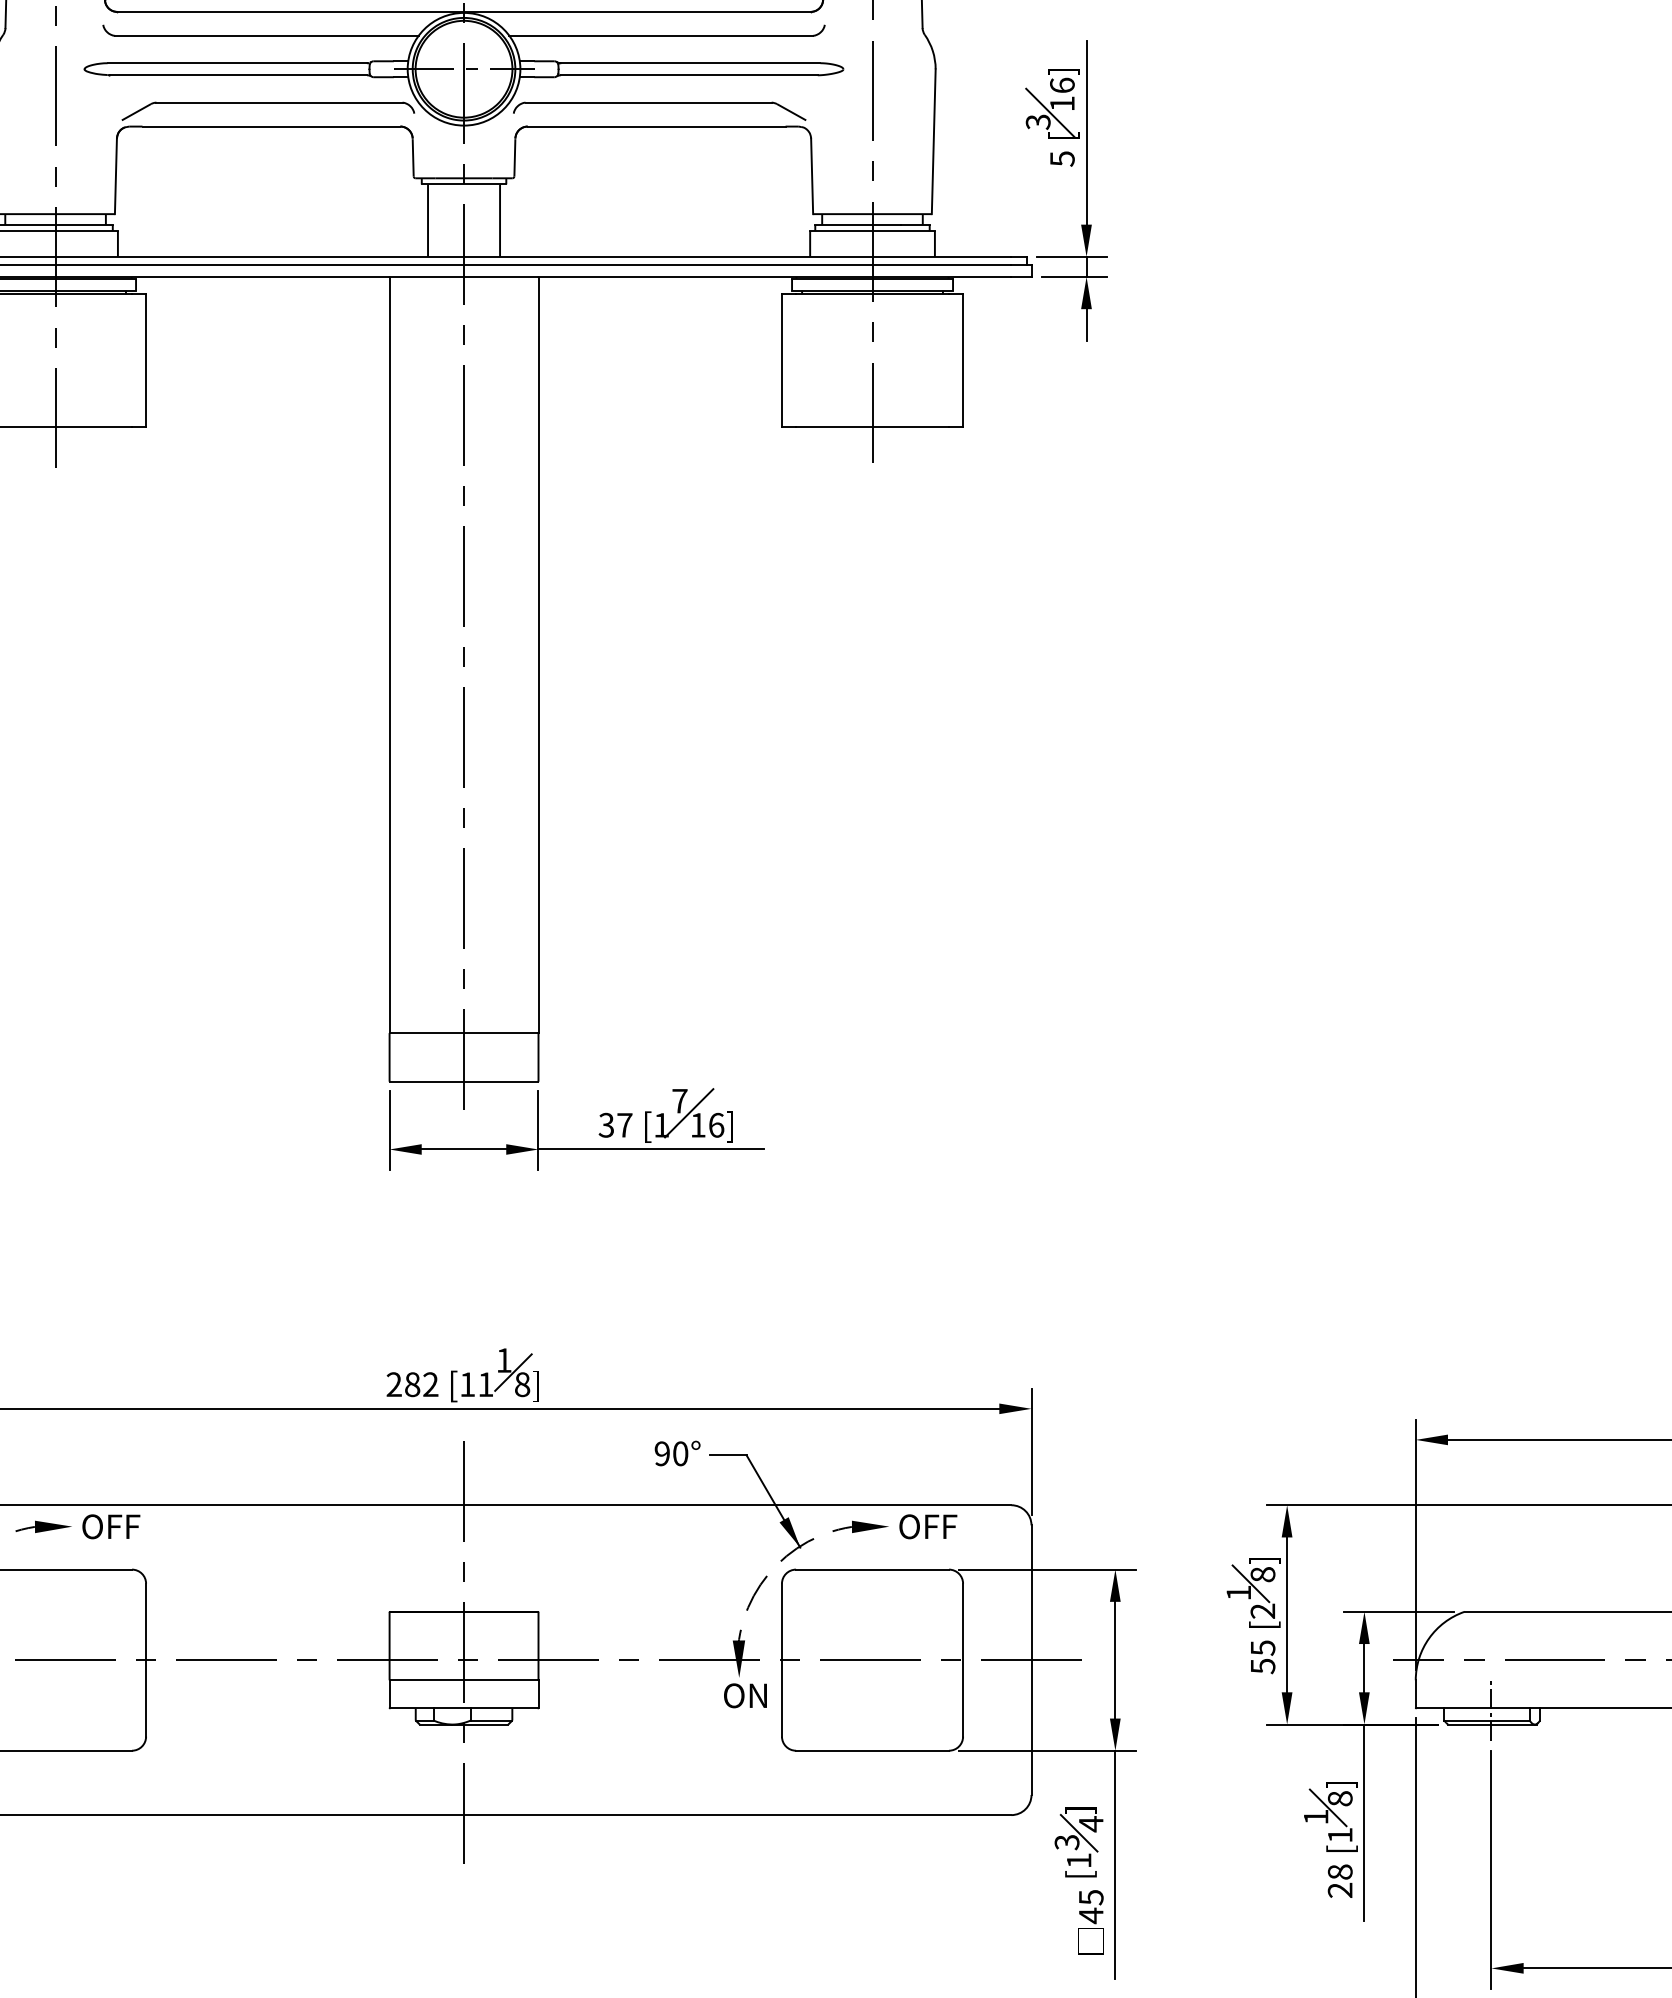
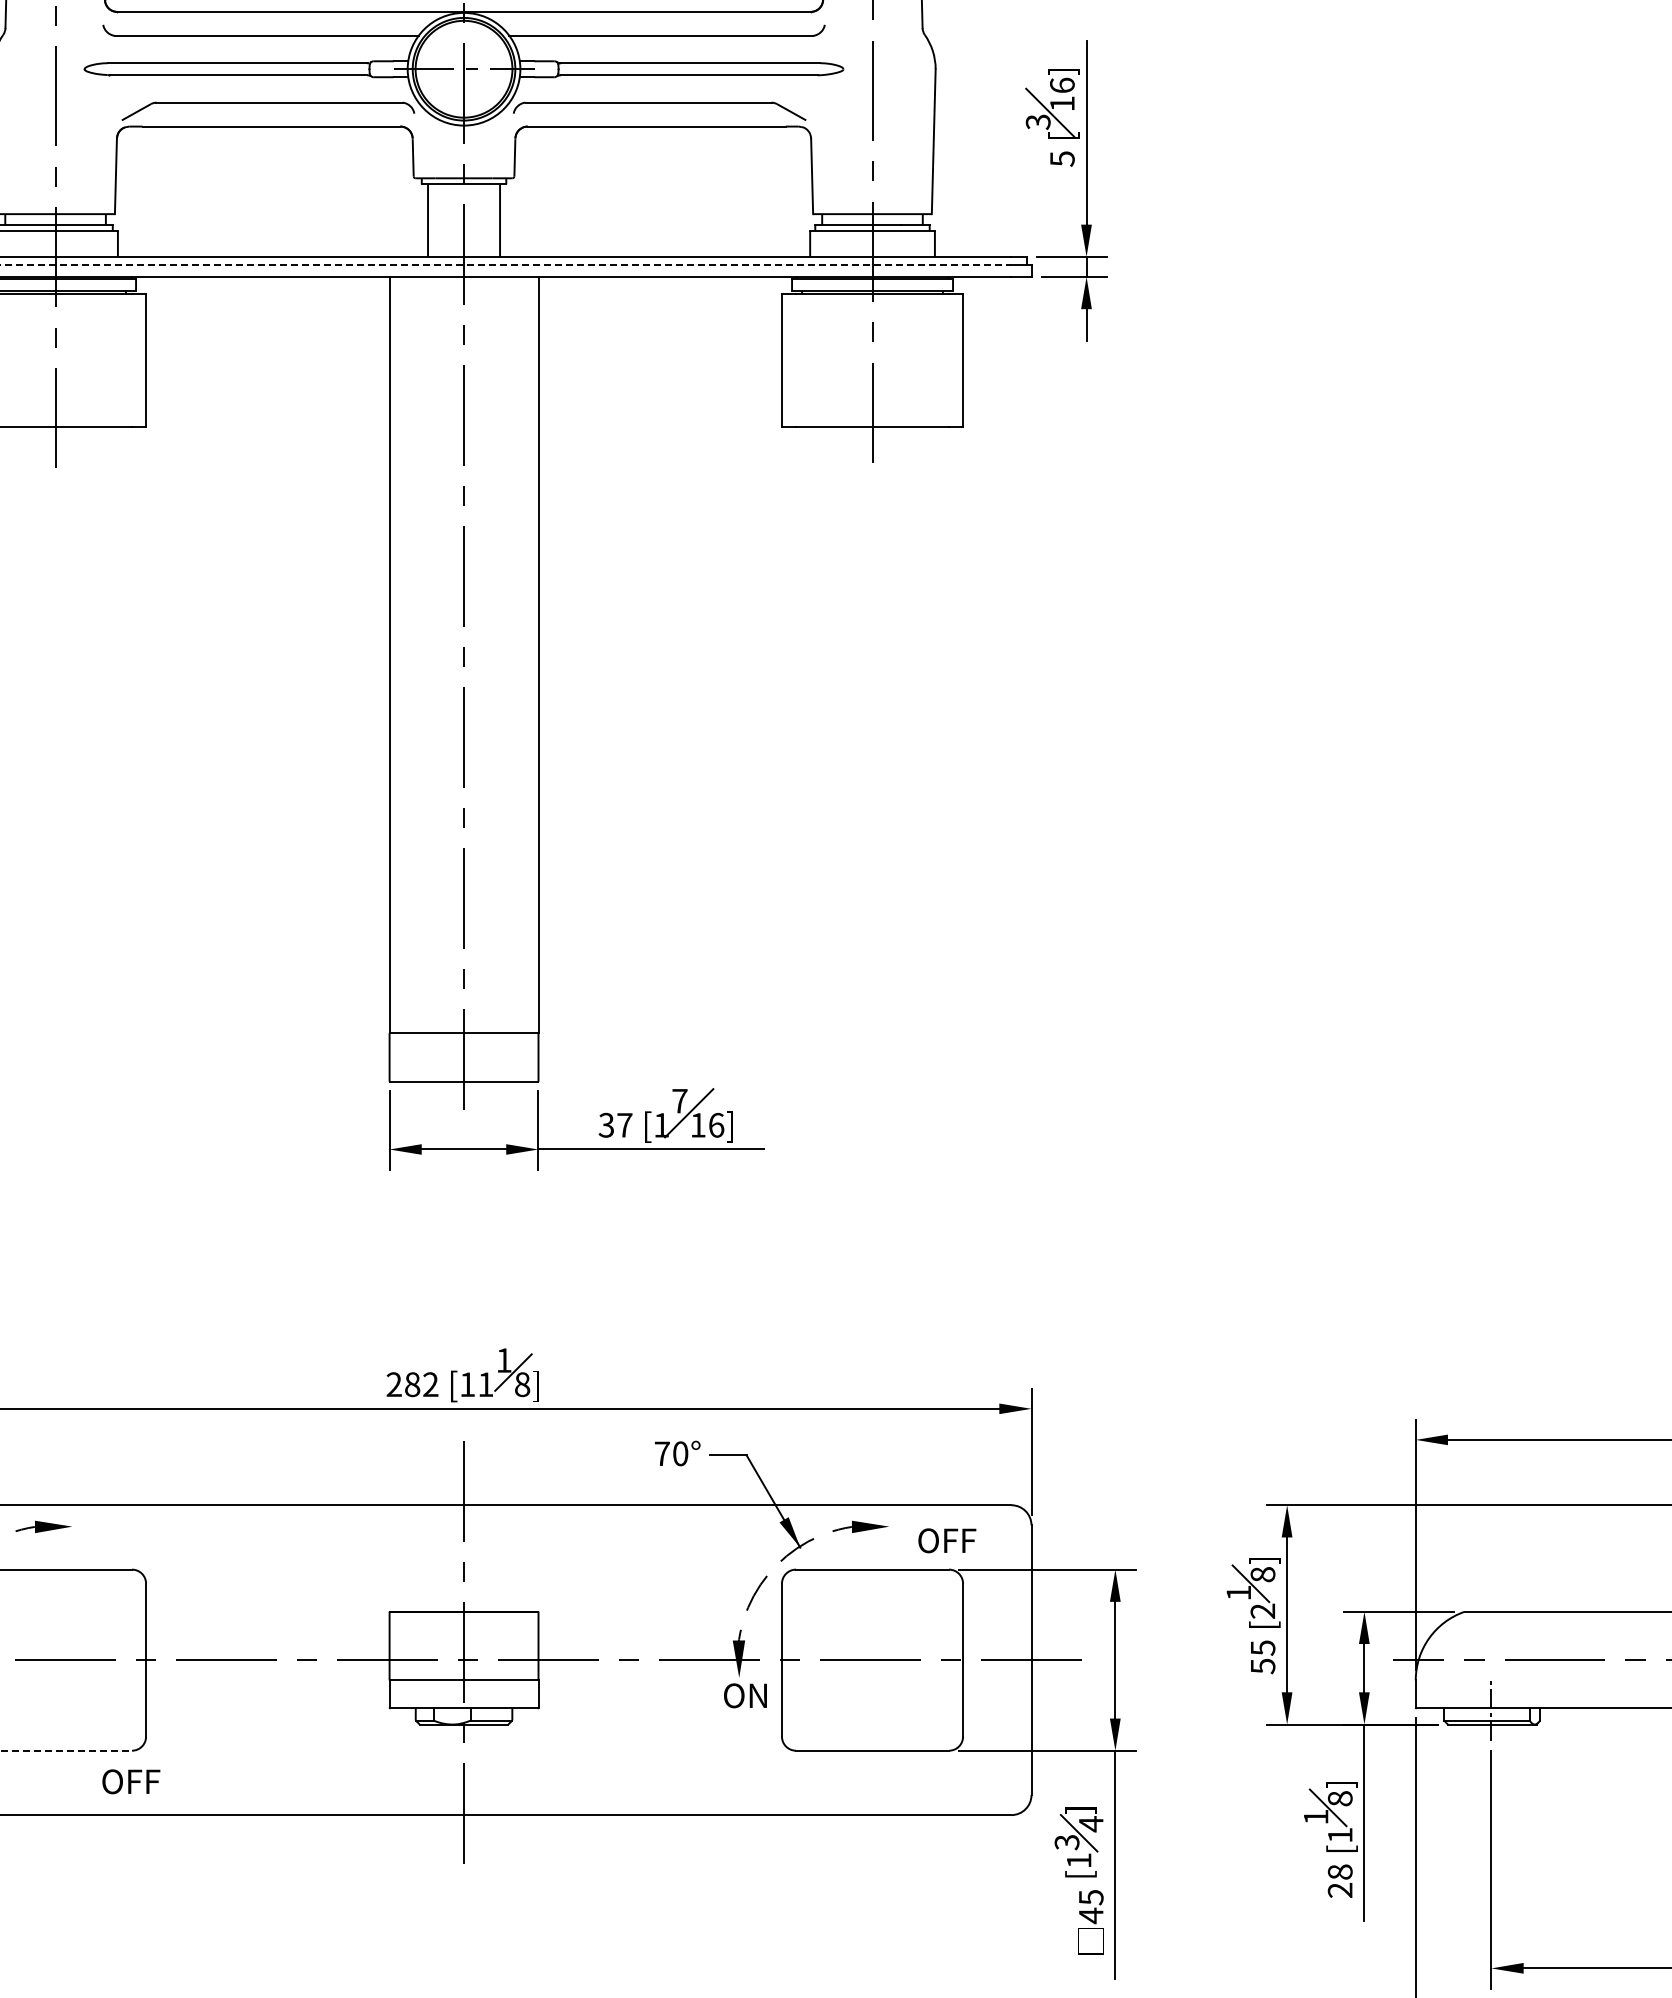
line: solid -> dashed (506, 264)
text: 90° -> 70° (661, 1453)
text position: (111, 1526) -> (131, 1781) (131, 1781)
text position: (928, 1526) -> (947, 1540) (947, 1540)
line: solid -> dashed (66, 1750)
